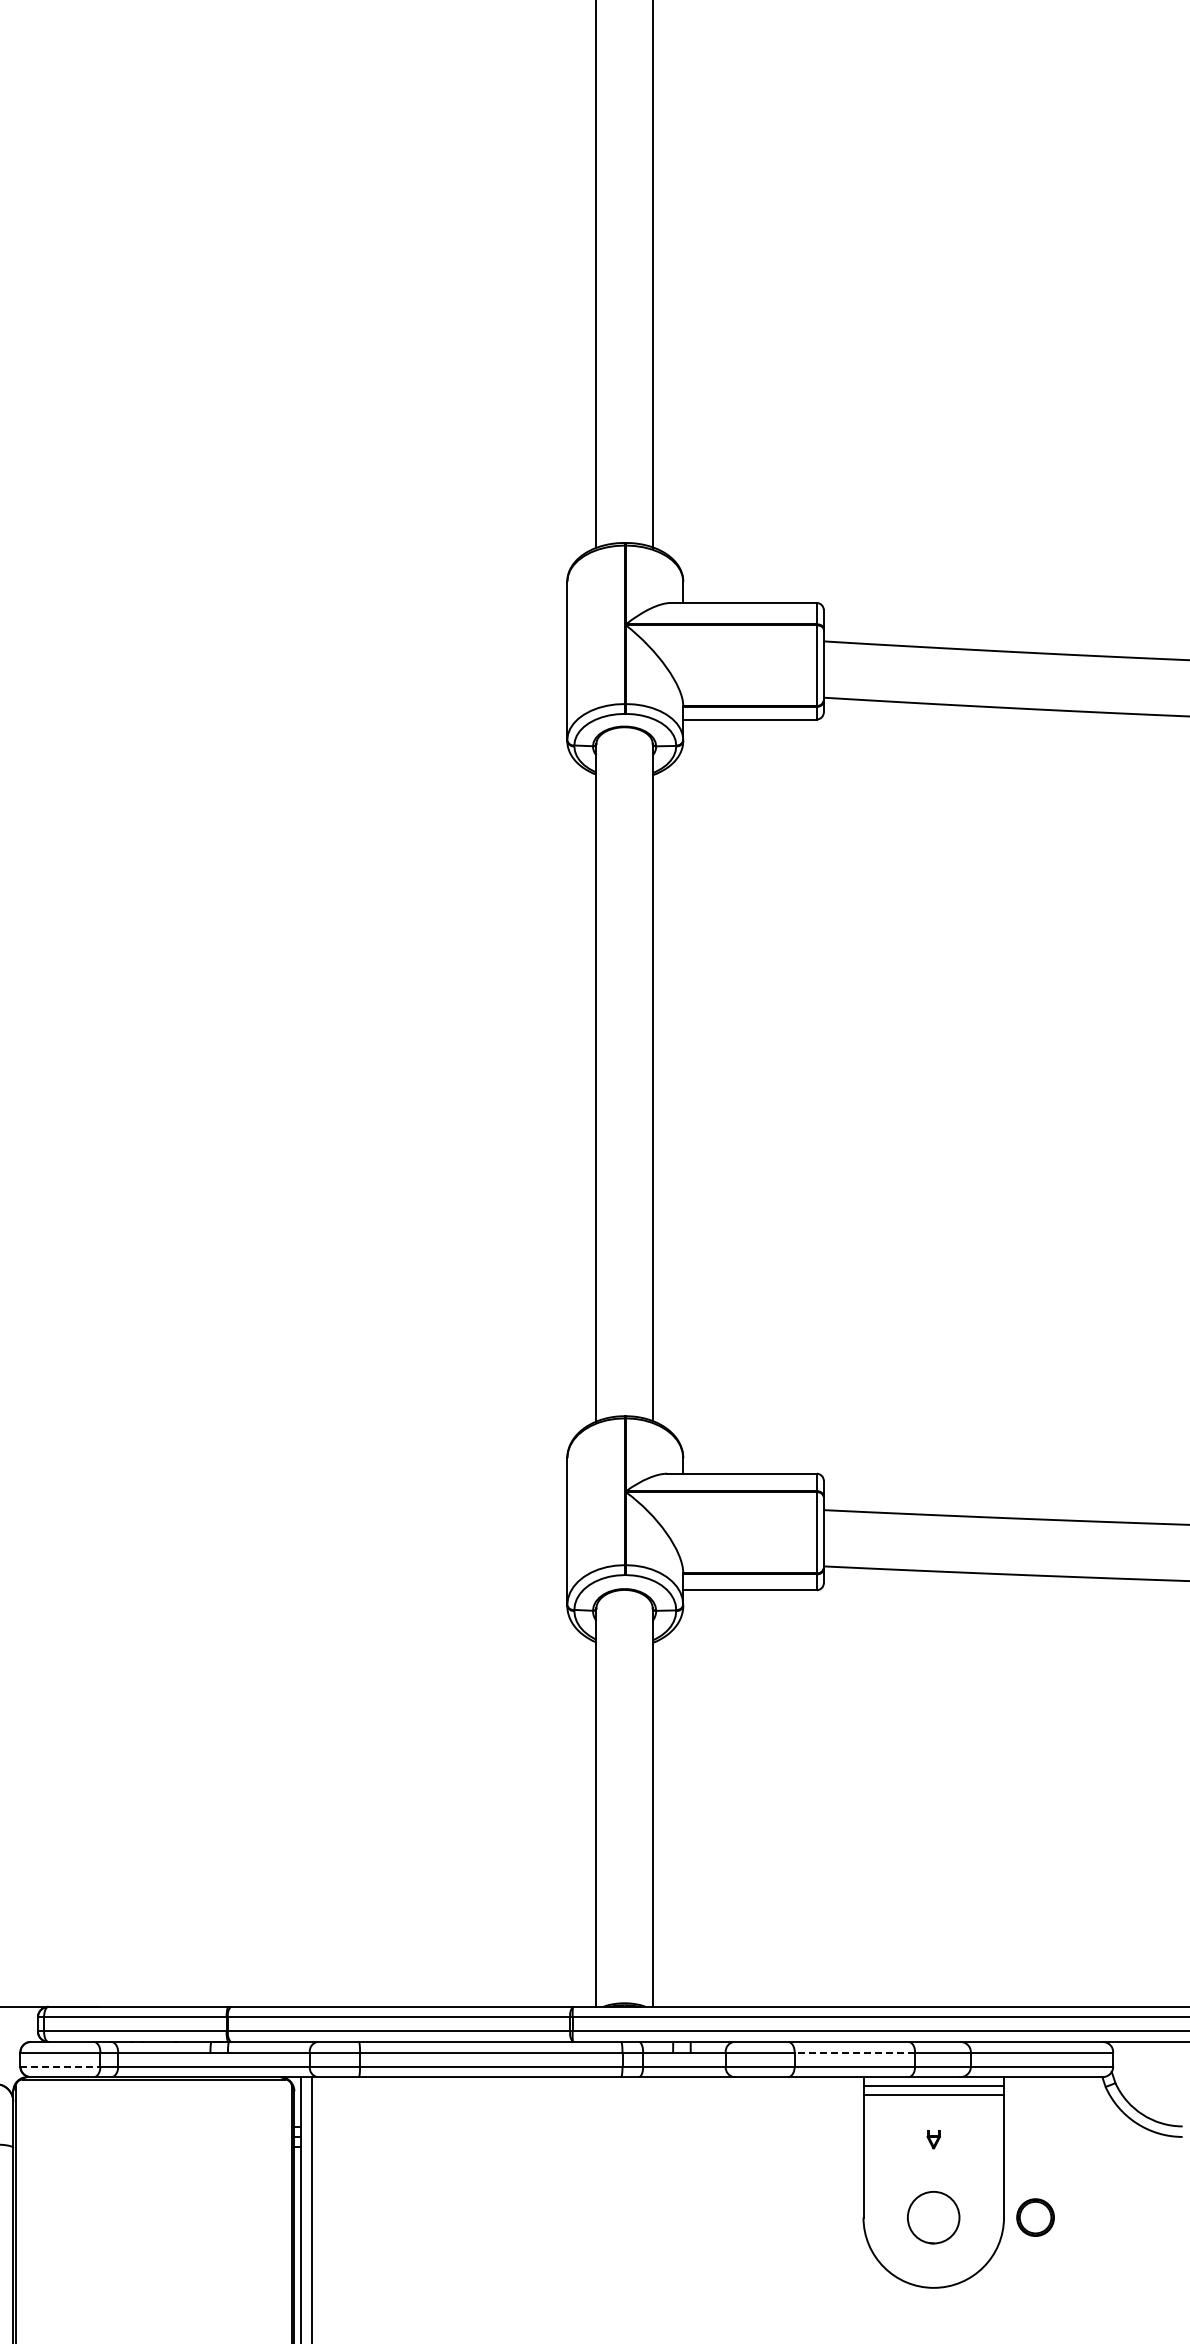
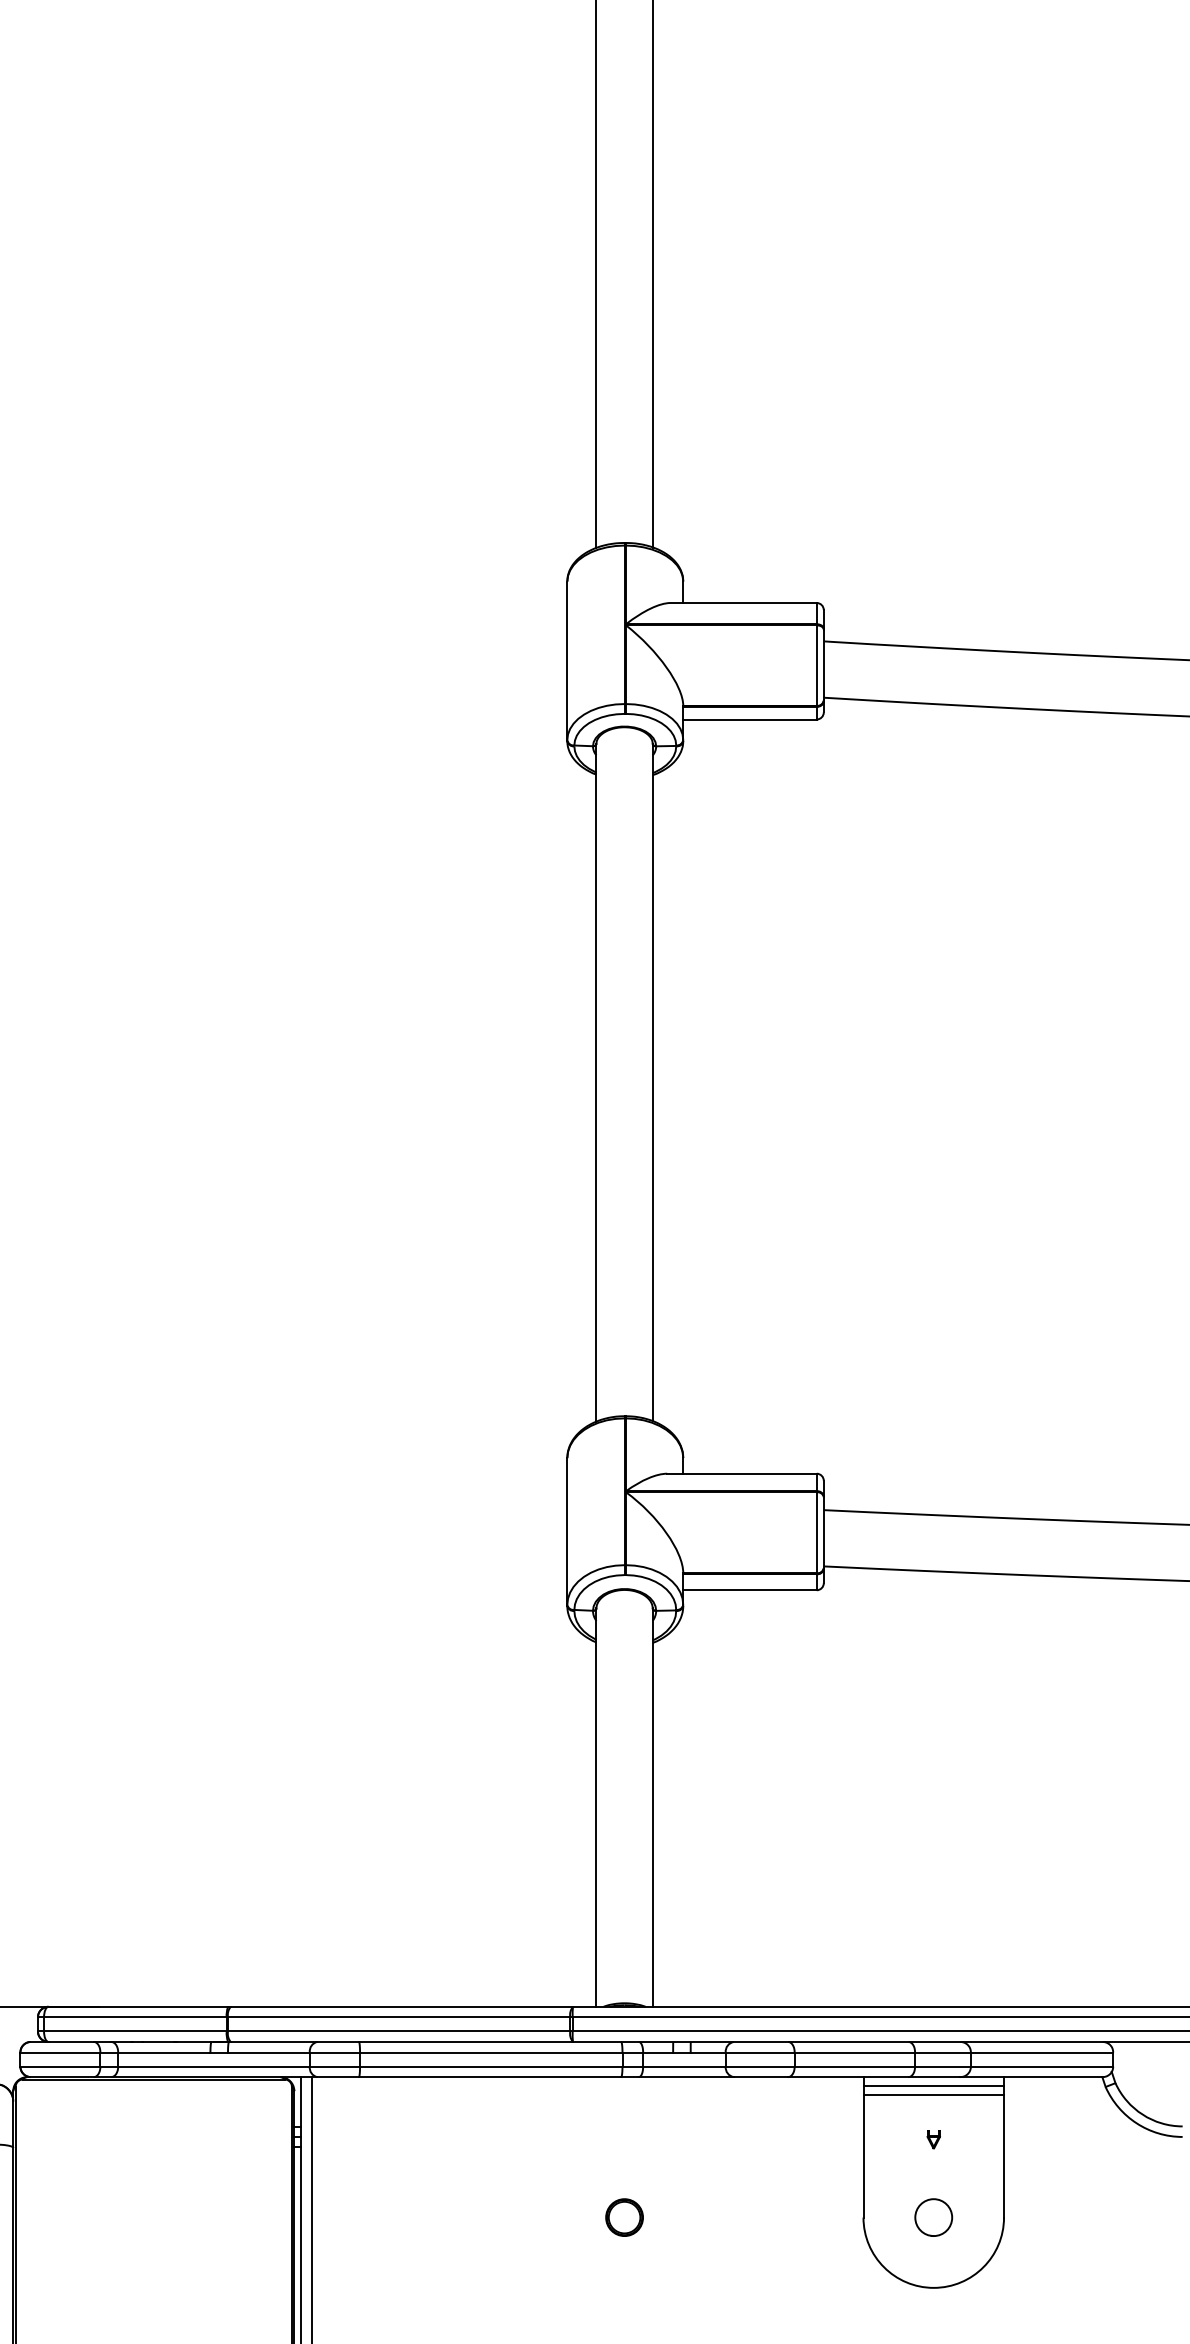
line: dashed -> solid (854, 2052)
line: dashed -> solid (60, 2066)
part size: 54x54 px -> 40x39 px (933, 2217)
part position: (1035, 2217) -> (624, 2217) (624, 2217)
